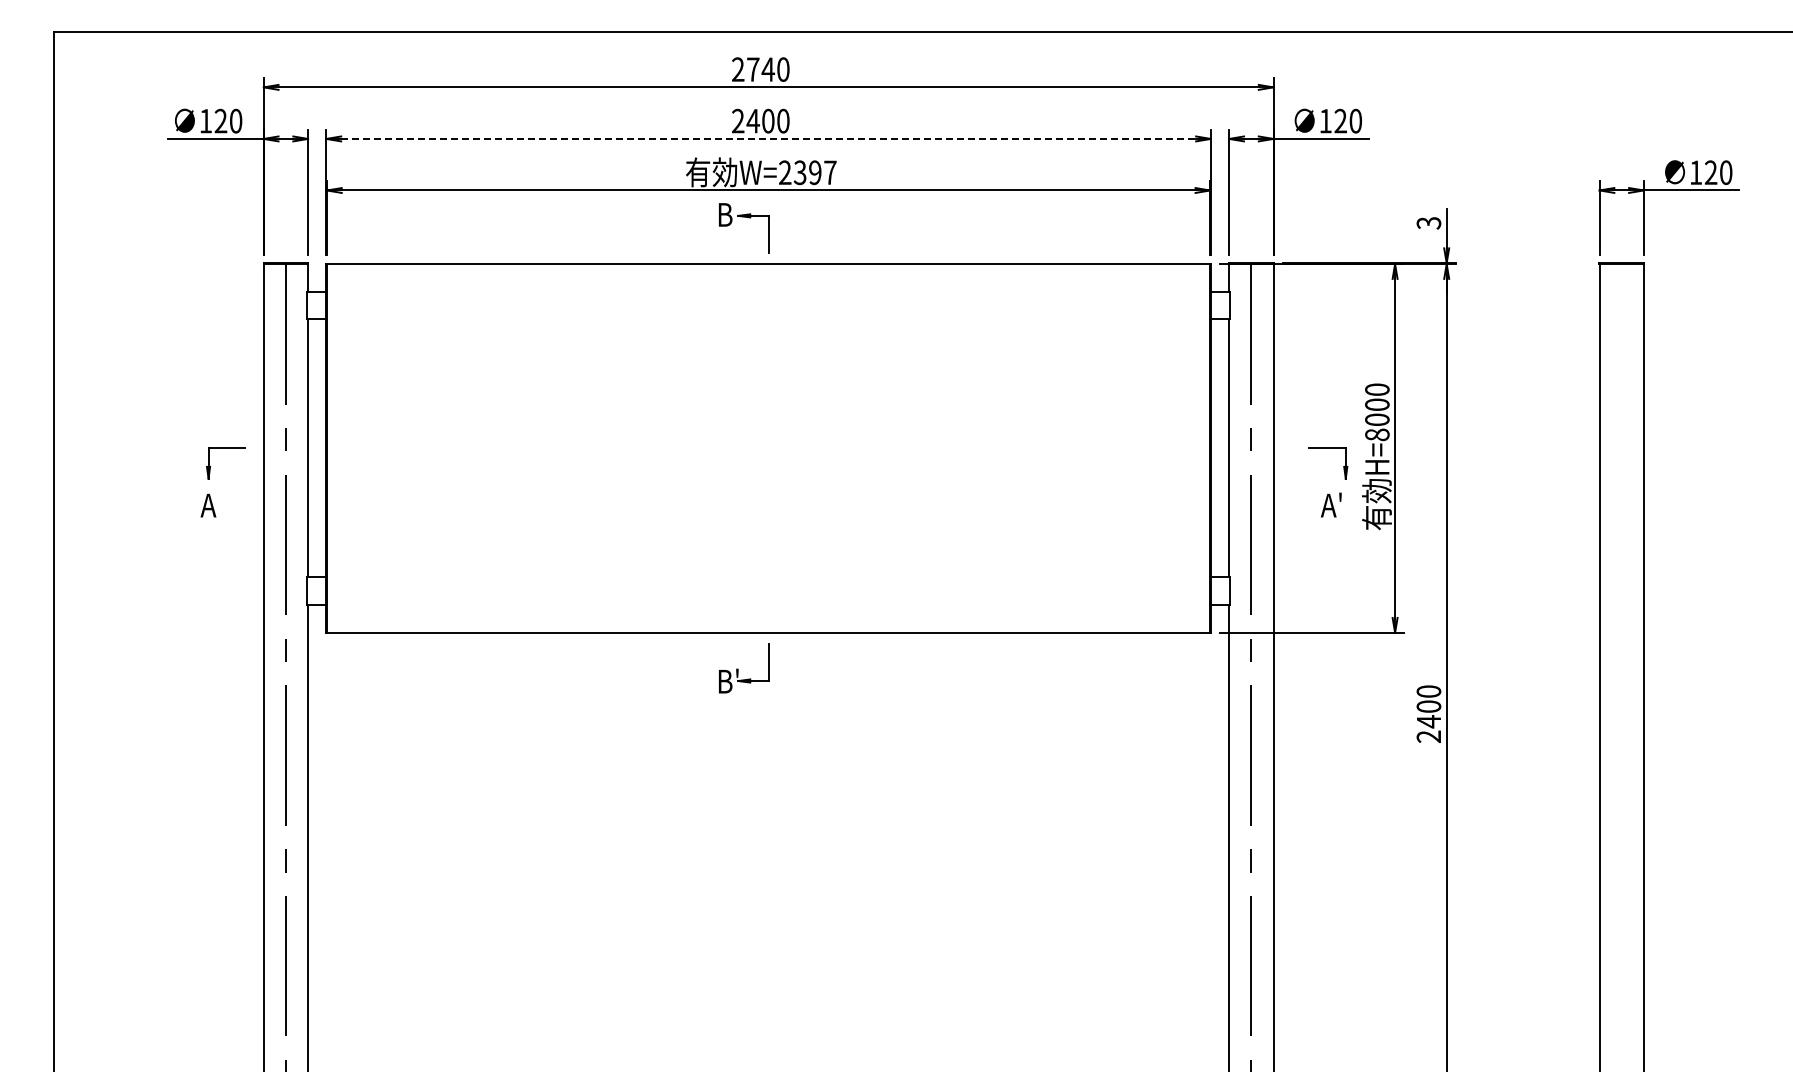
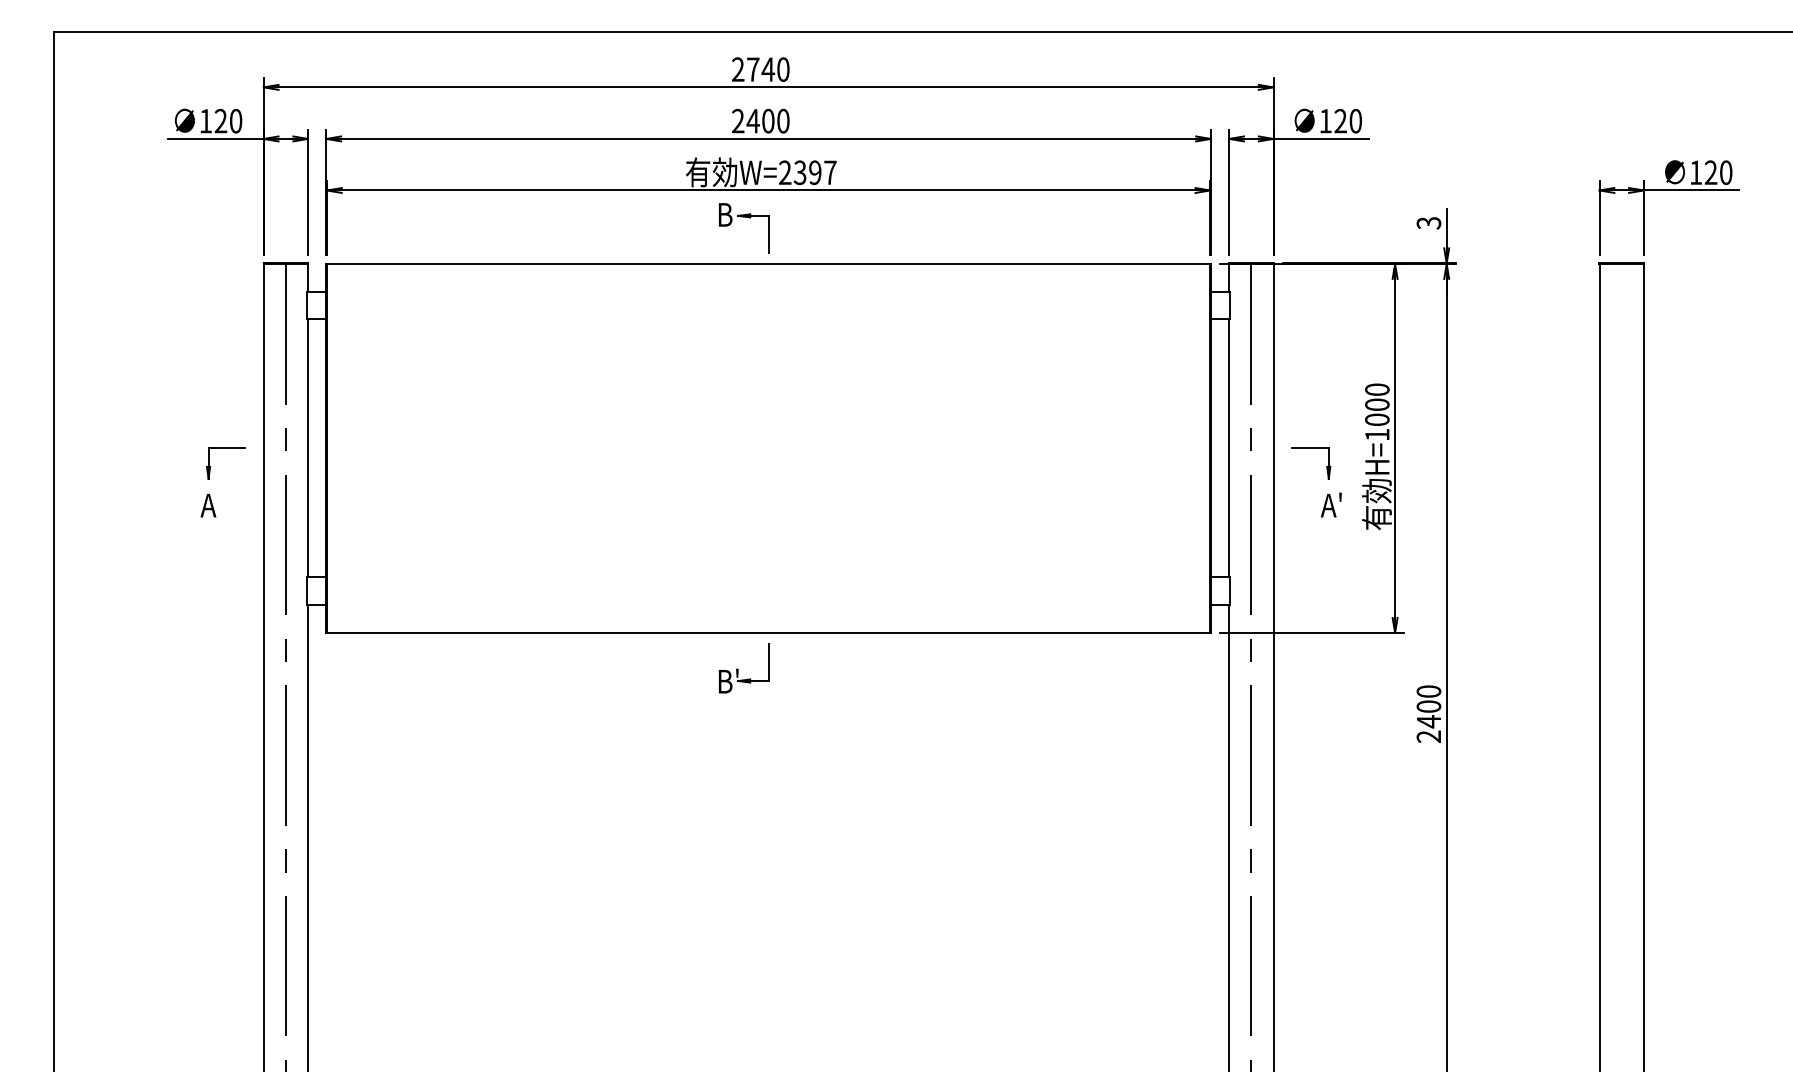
line: dashed -> solid (769, 138)
text: H=8000 -> H=1000 (1377, 434)
part position: (1328, 448) -> (1311, 448) (1311, 448)
